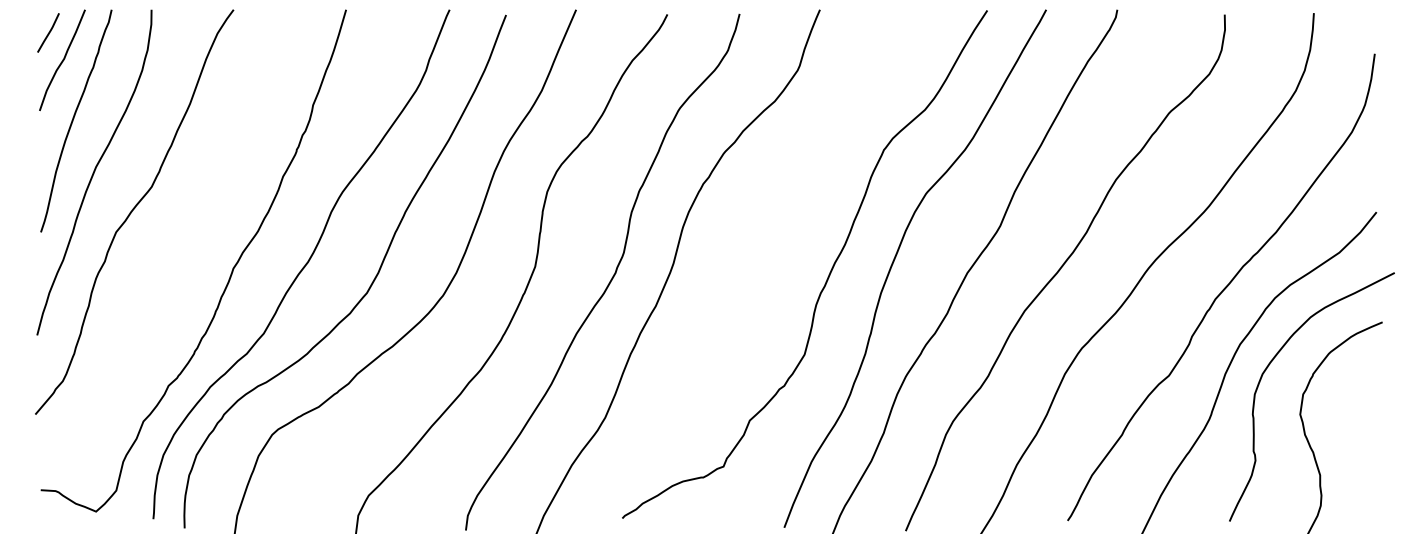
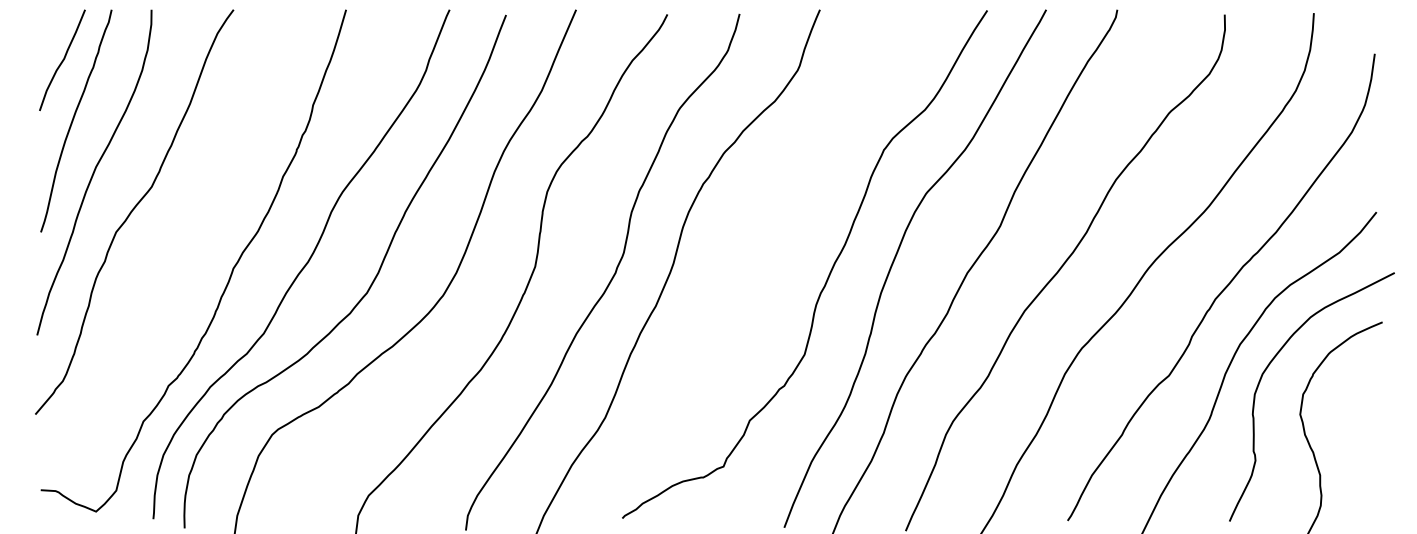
line: present -> none (48, 32)
